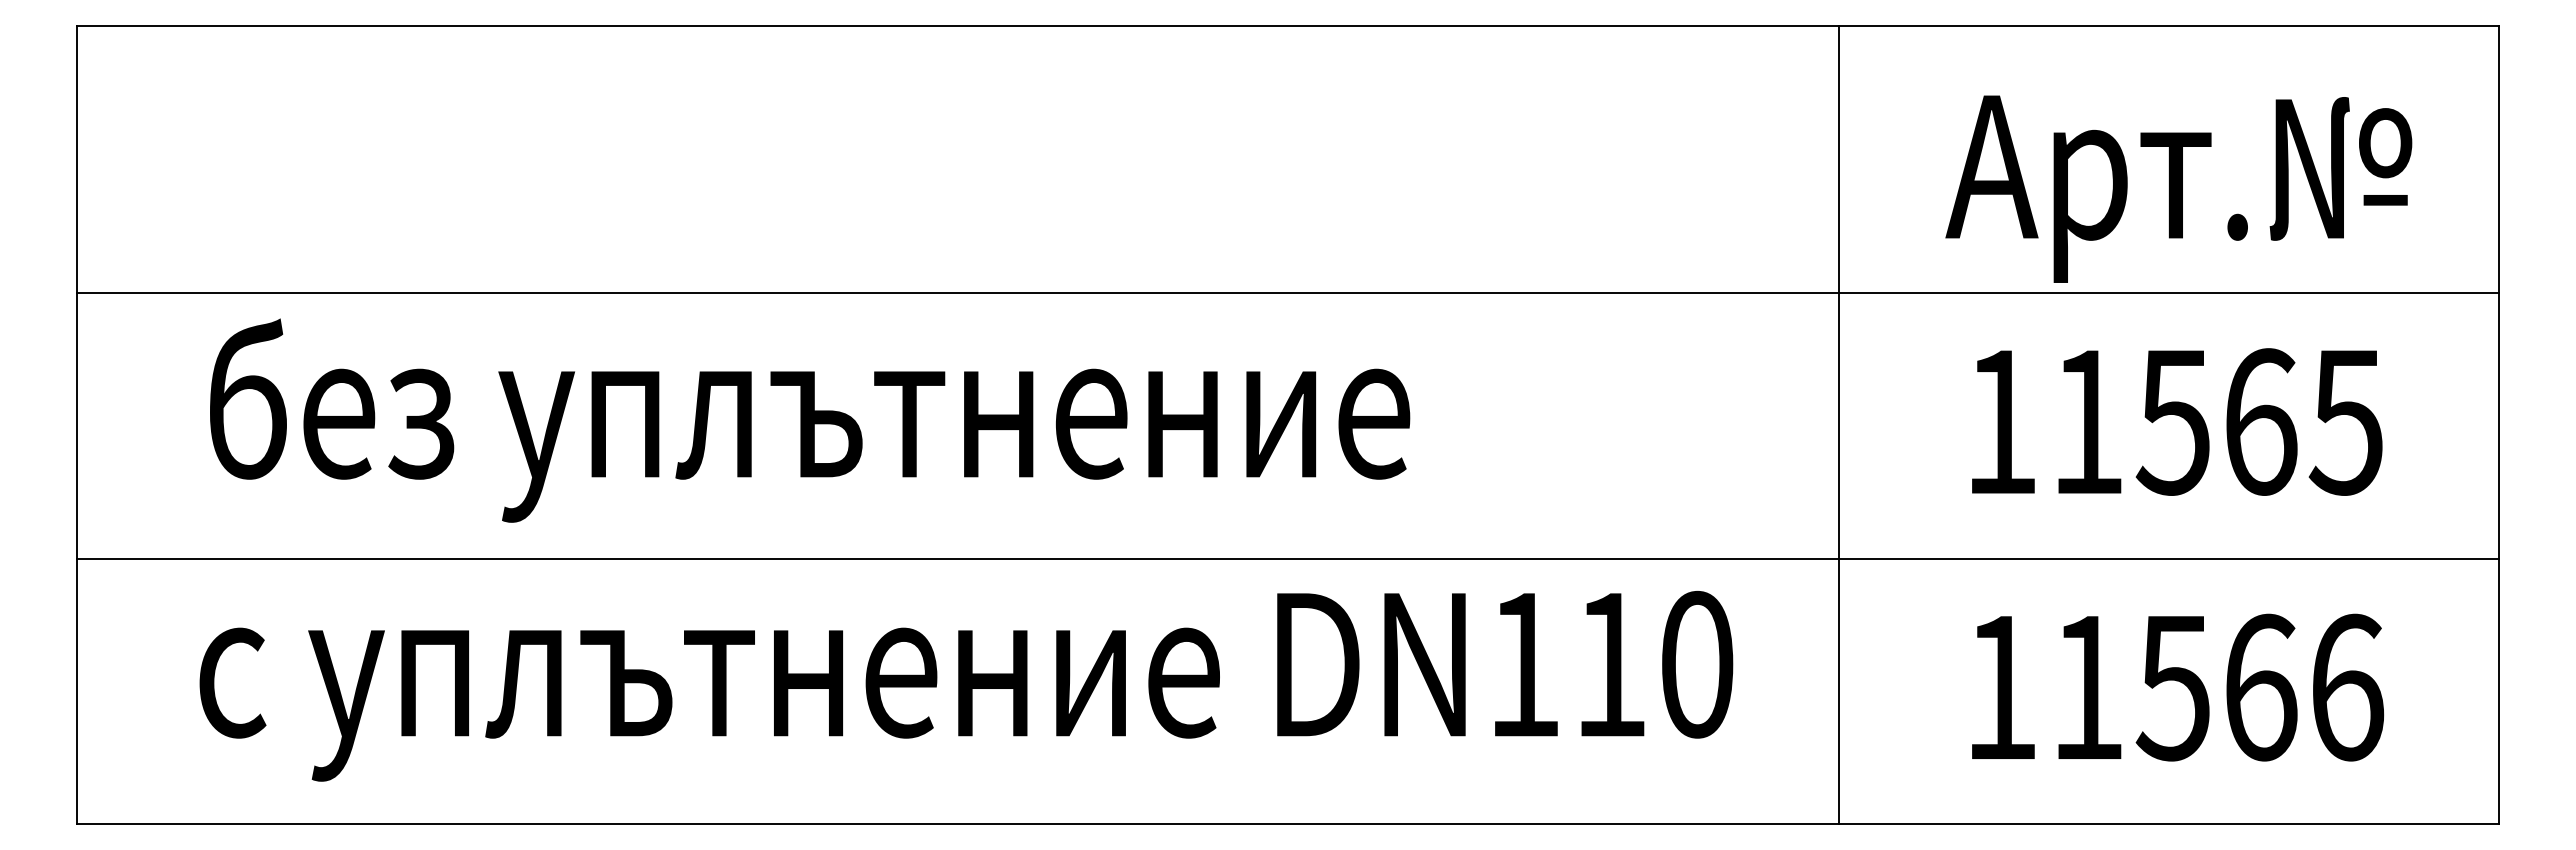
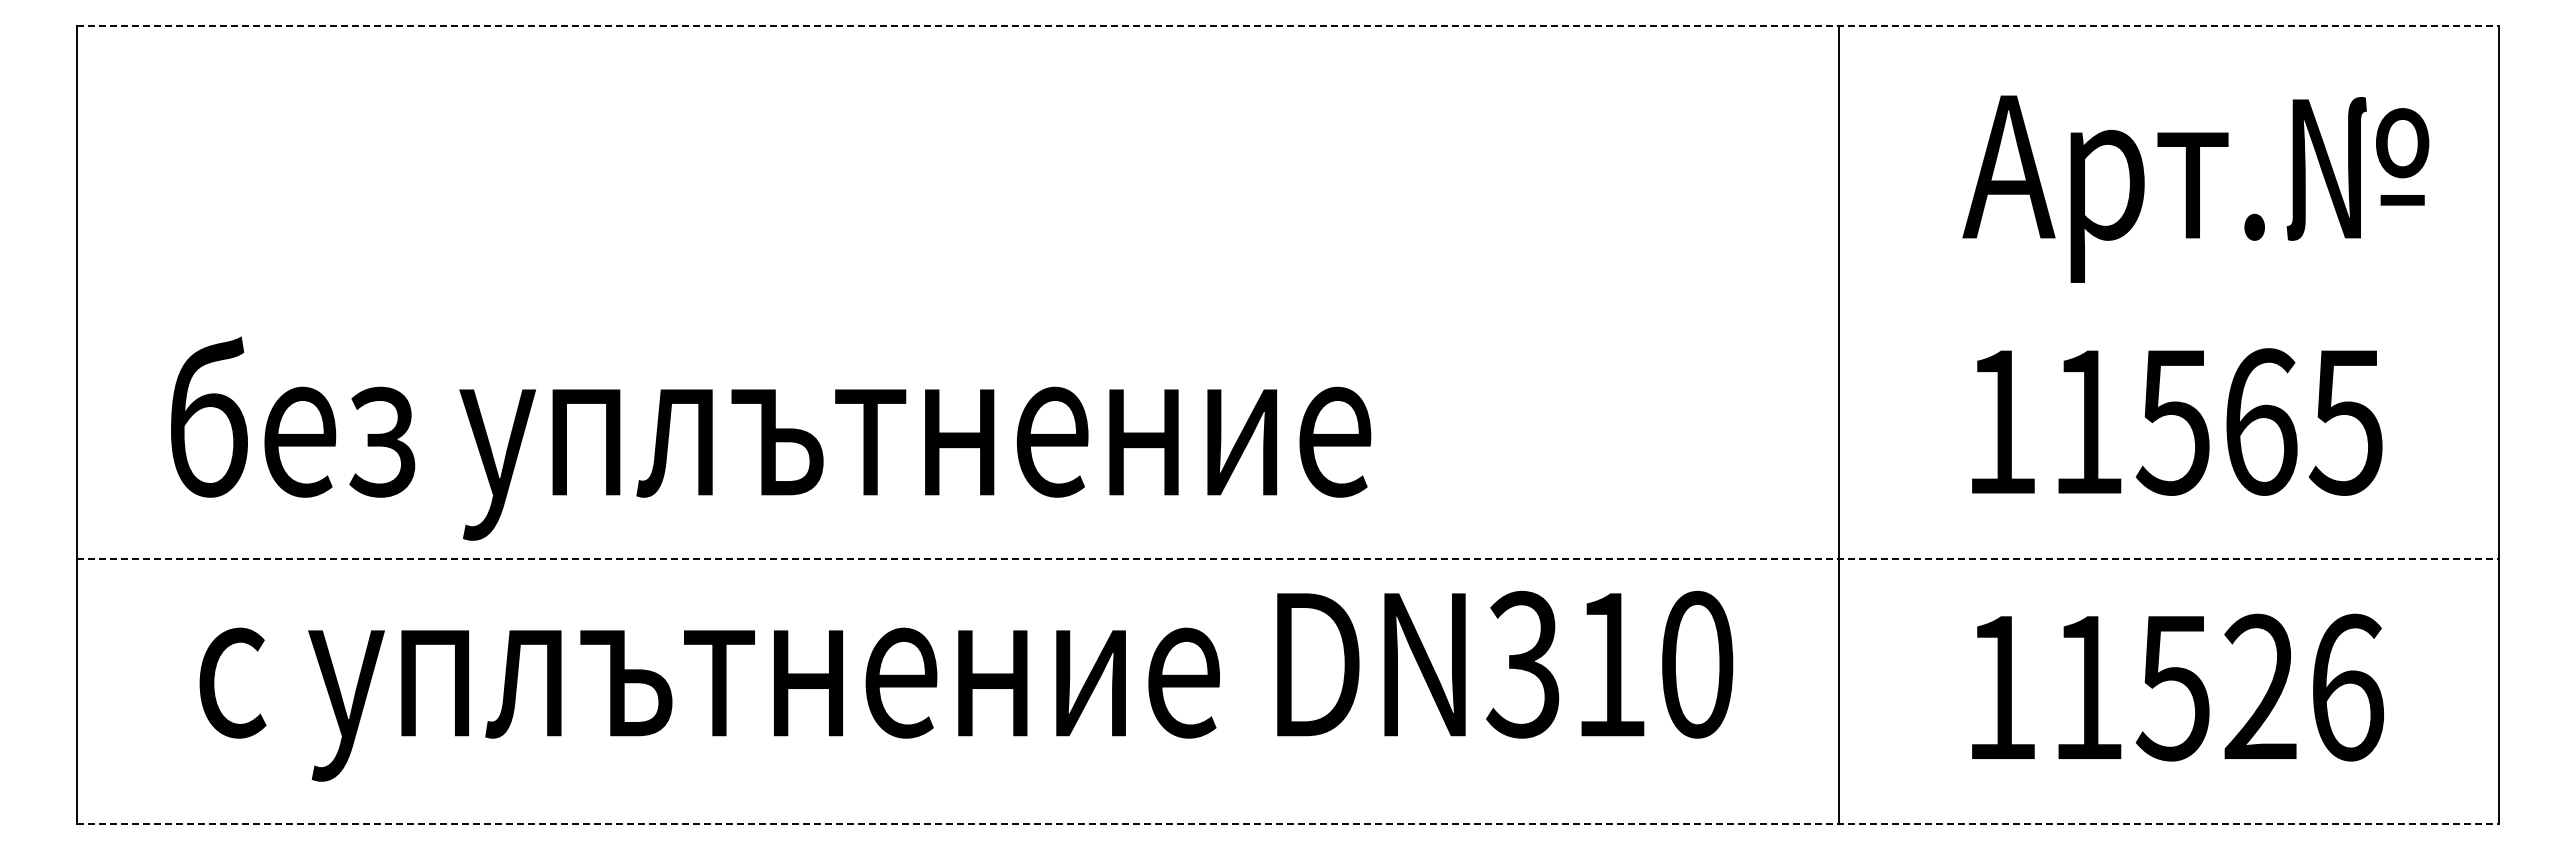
line: solid -> dashed (1287, 25)
text position: (2178, 188) -> (2195, 188) (2195, 188)
line: present -> none (1287, 293)
text position: (810, 420) -> (771, 438) (771, 438)
line: solid -> dashed (1287, 558)
text: DN110 -> DN310 (1522, 664)
text: 11566 -> 11526 (2260, 687)
line: solid -> dashed (1287, 824)
